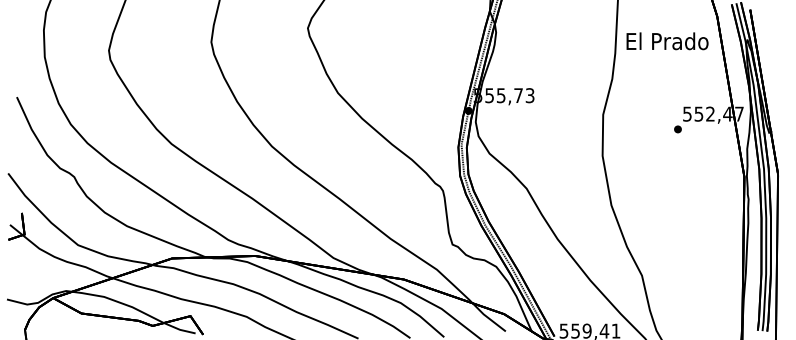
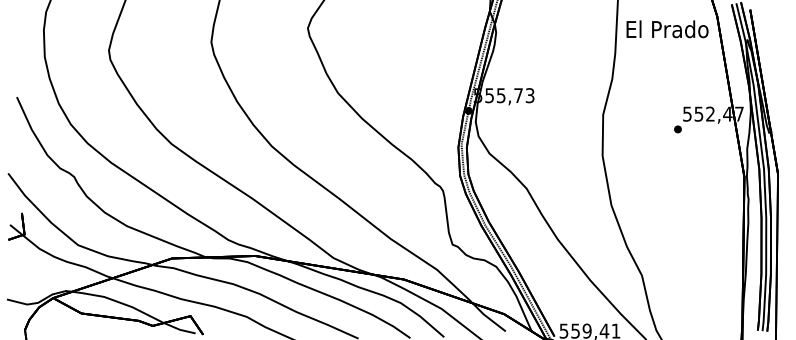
text position: (667, 41) -> (667, 29) (667, 29)
